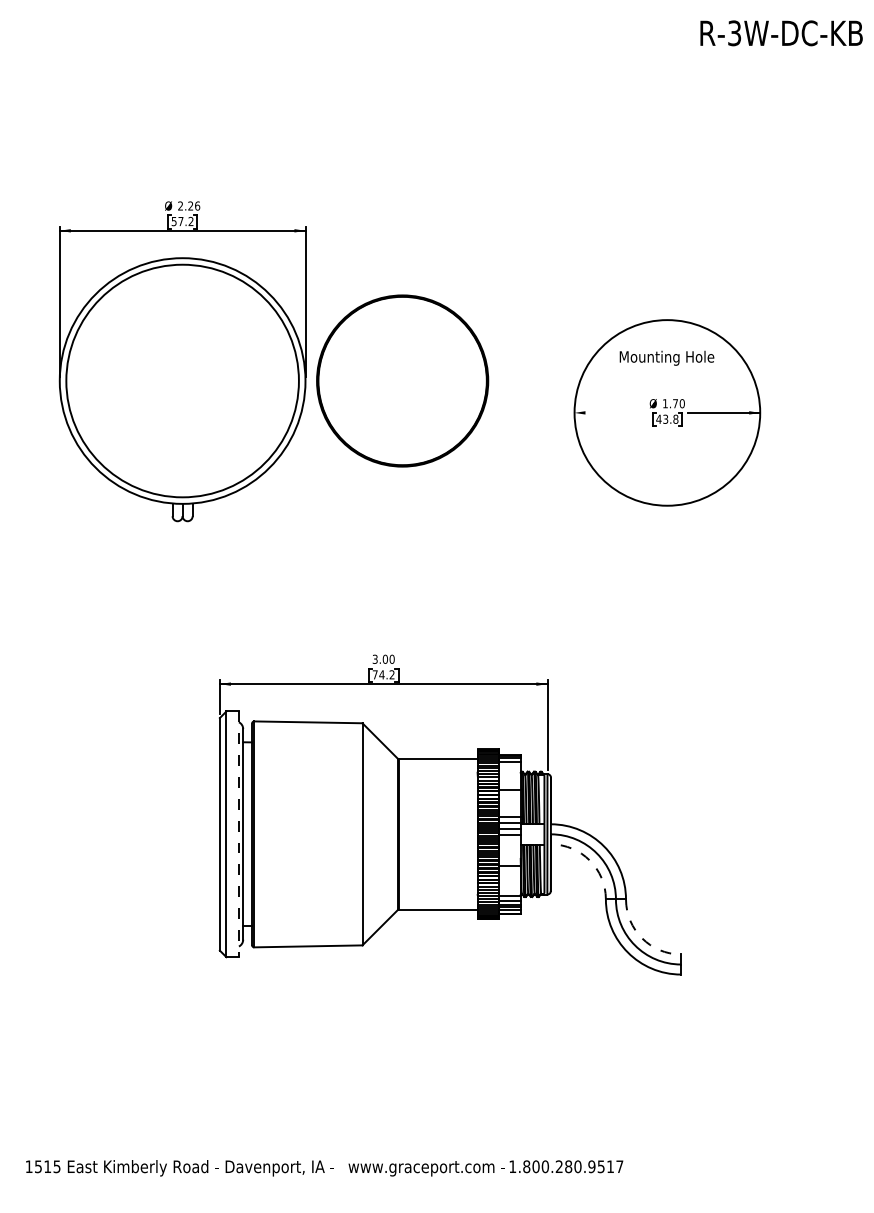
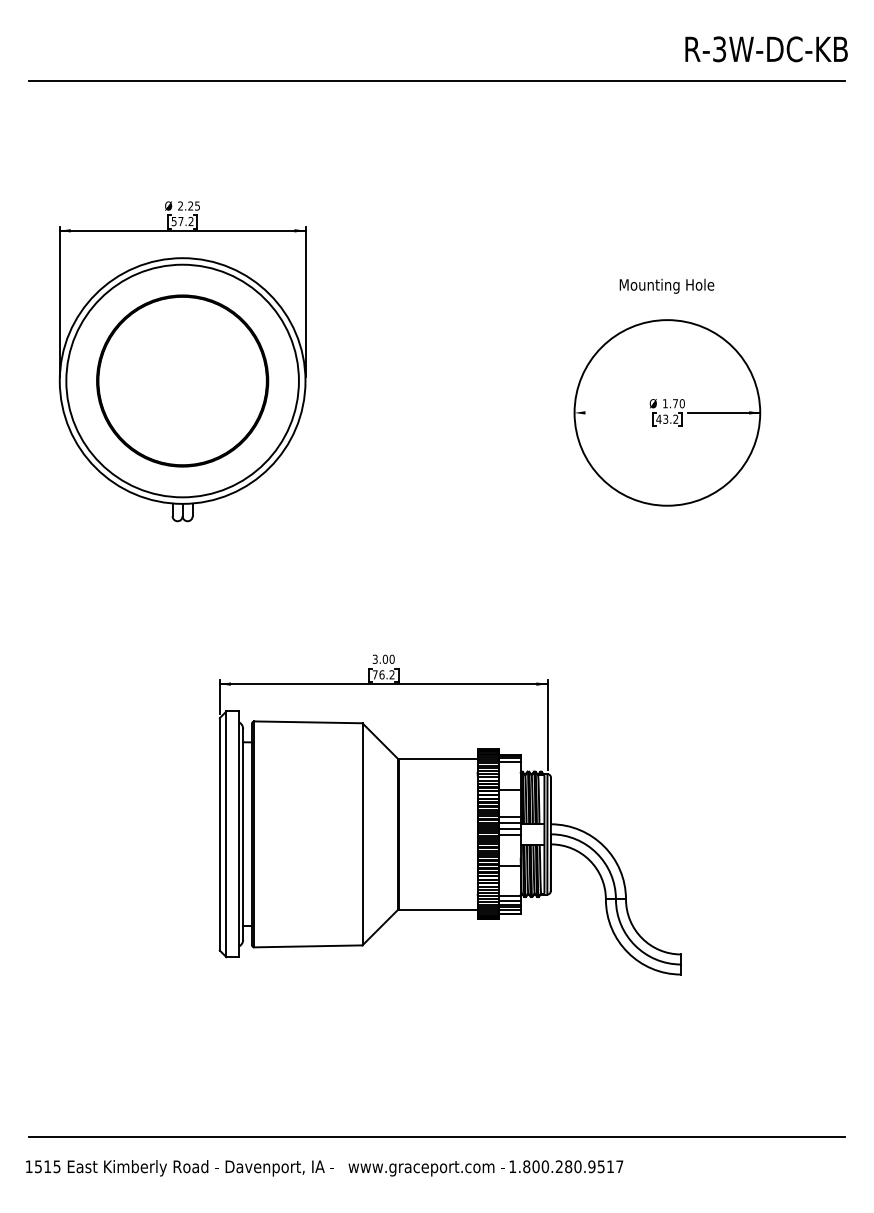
text position: (781, 33) -> (766, 49) (766, 49)
line: none -> present (436, 81)
text: 2.26 -> 2.25 (197, 205)
text position: (666, 357) -> (666, 285) (666, 285)
part position: (402, 380) -> (182, 380) (182, 380)
text: 43.8 -> 43.2 (675, 418)
text: 74.2 -> 76.2 (381, 674)
line: dashed -> solid (238, 834)
arc: dashed -> solid (589, 860)
arc: dashed -> solid (642, 938)
line: none -> present (436, 1137)
